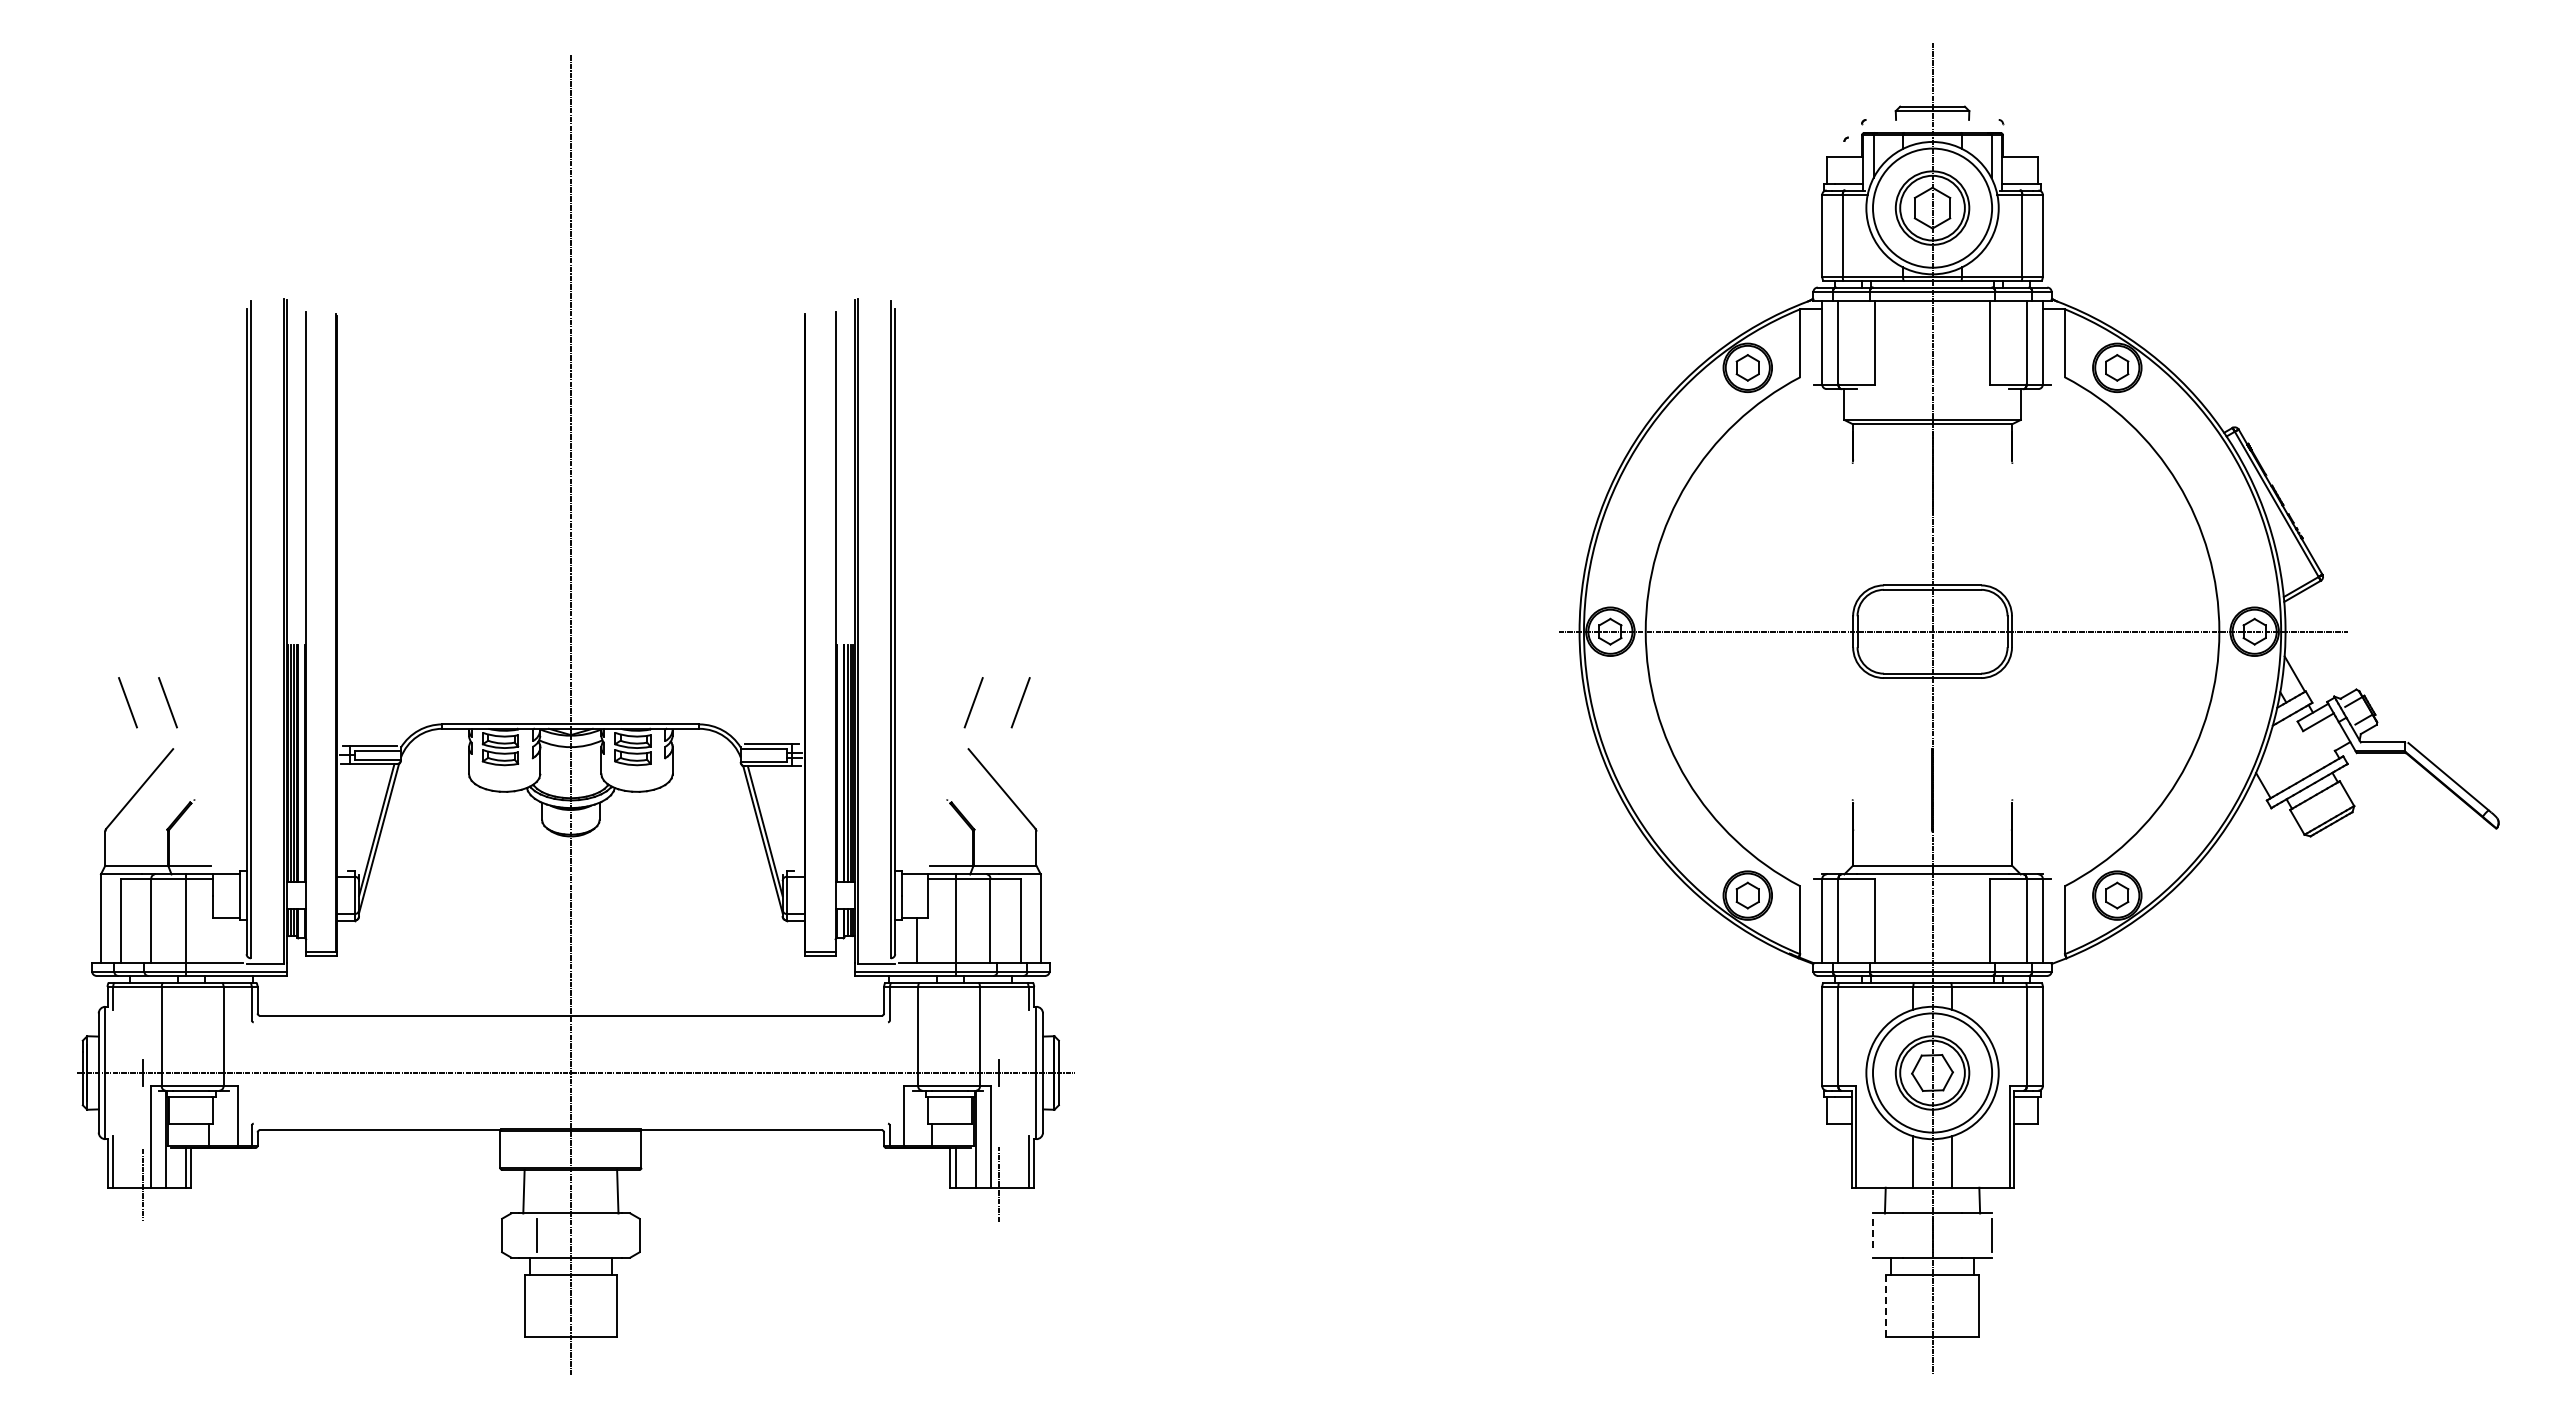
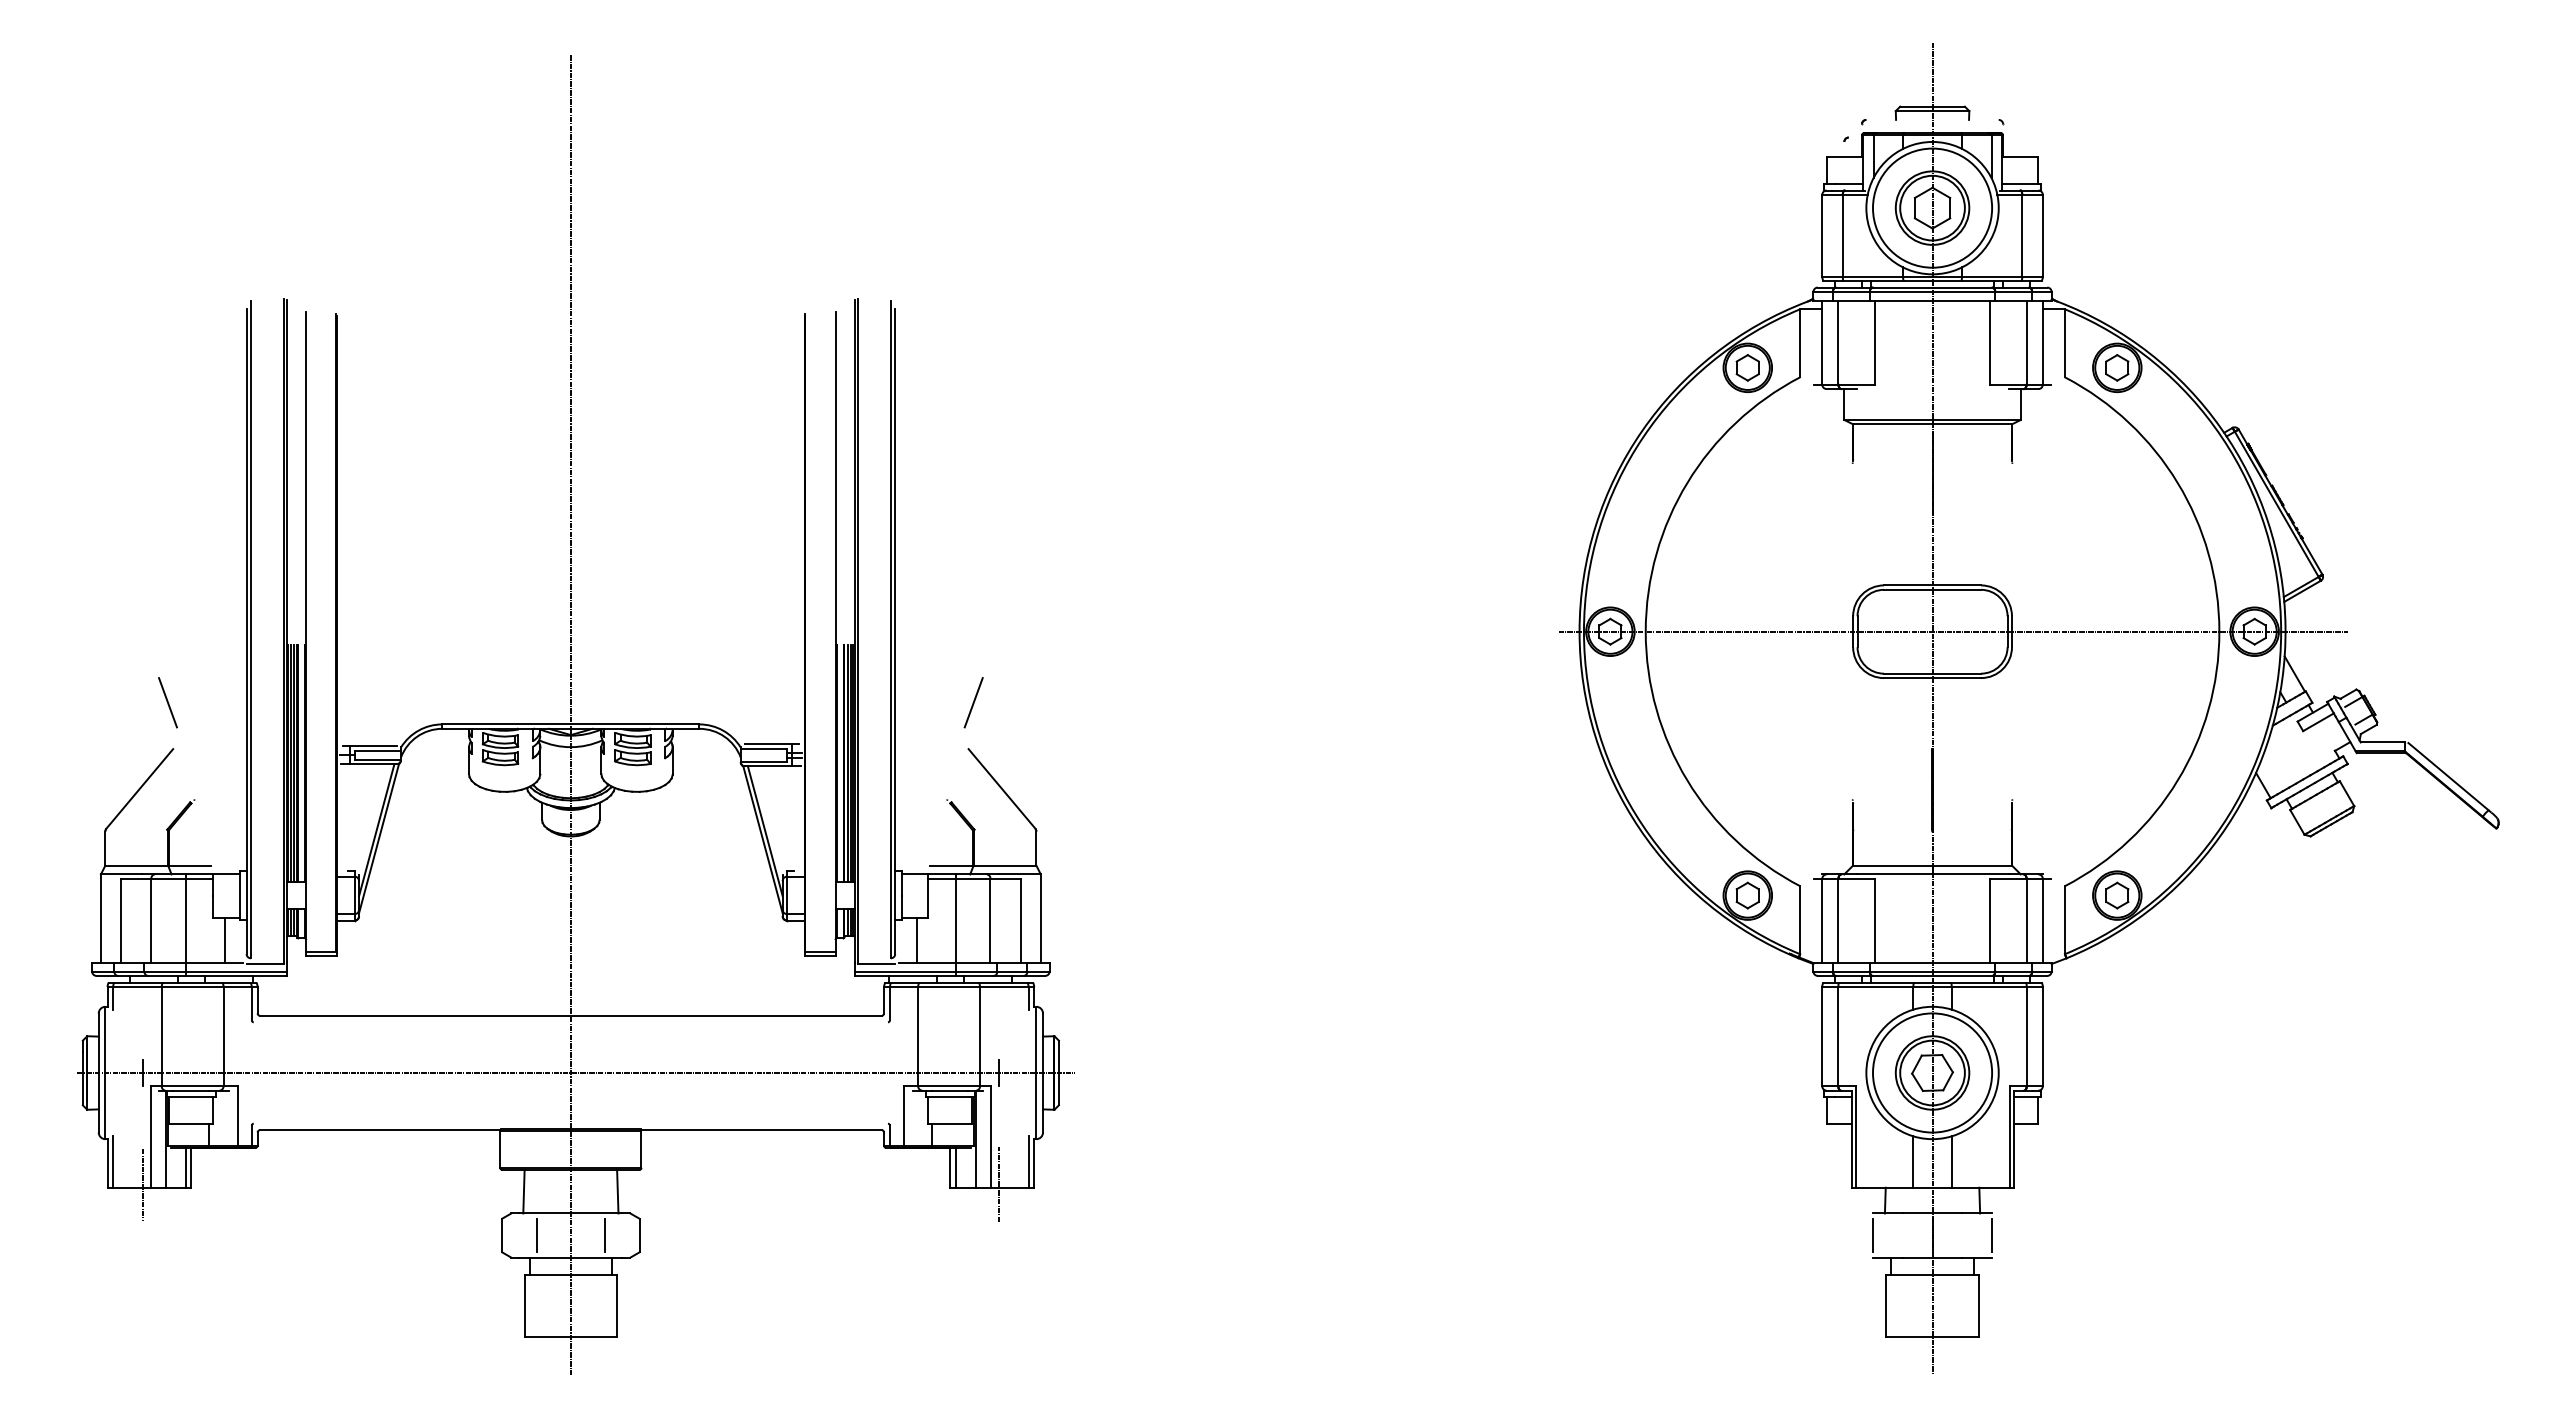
line: present -> none (127, 702)
line: present -> none (1020, 702)
line: none -> present (224, 939)
line: none -> present (605, 1235)
line: dashed -> solid (1872, 1235)
line: dashed -> solid (1886, 1306)
